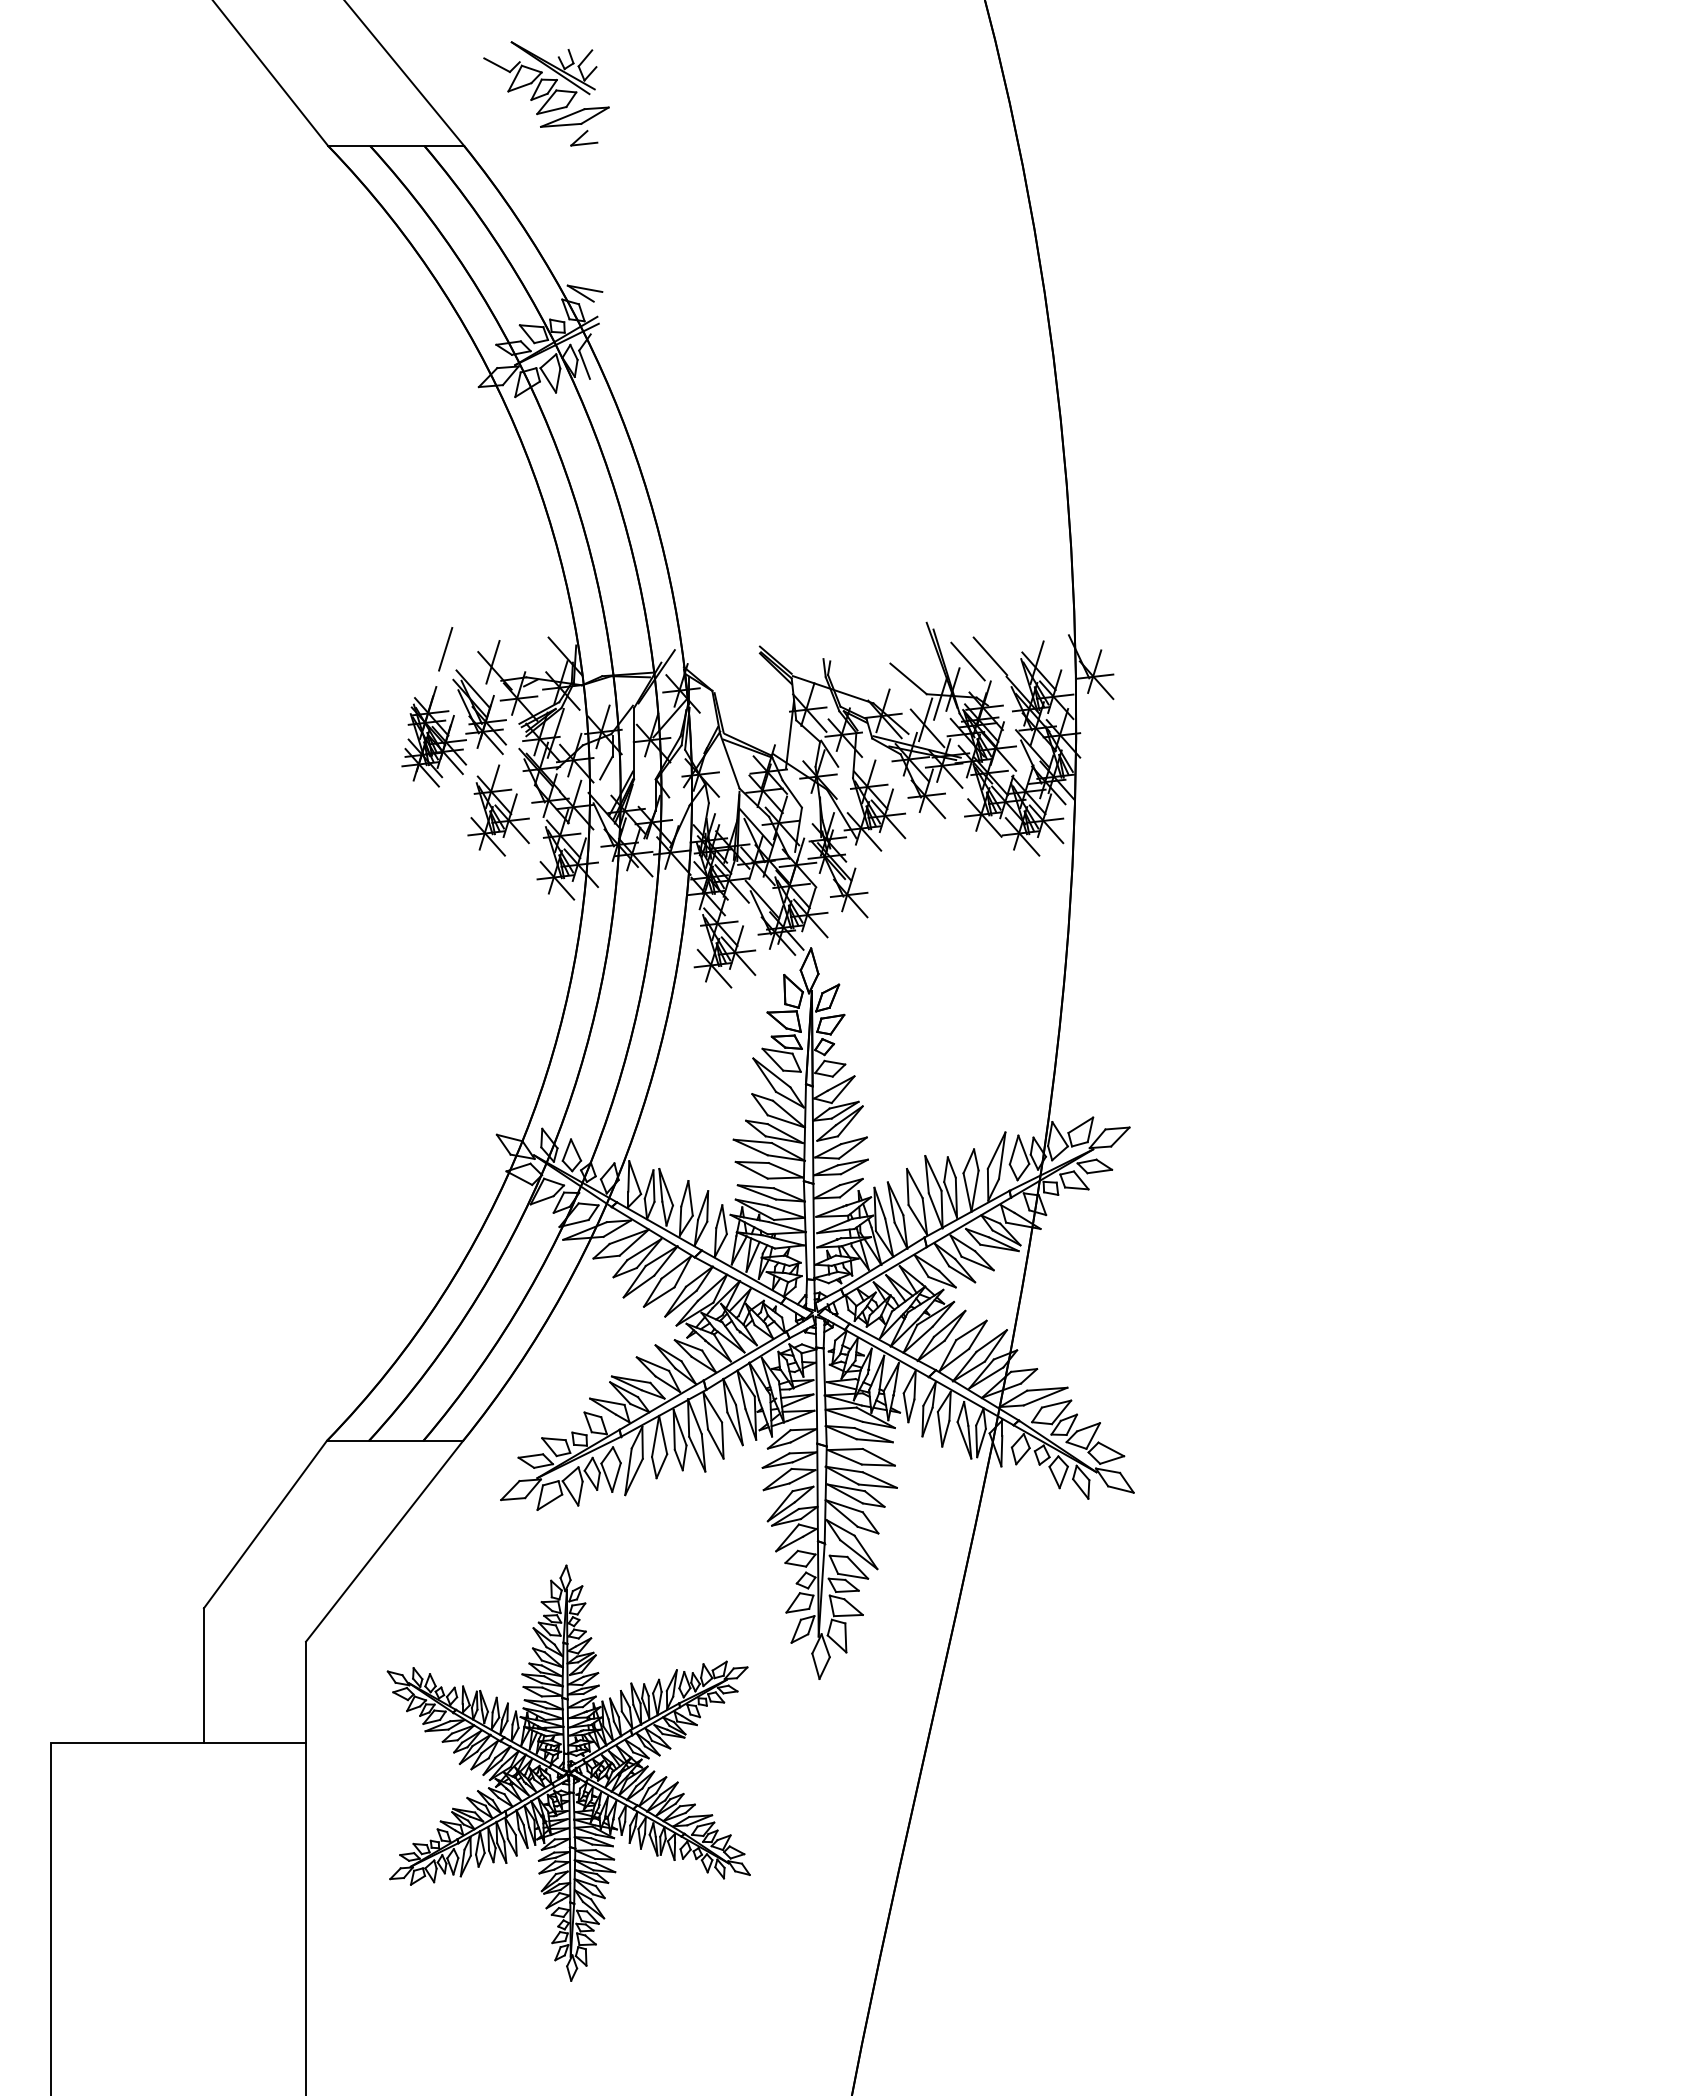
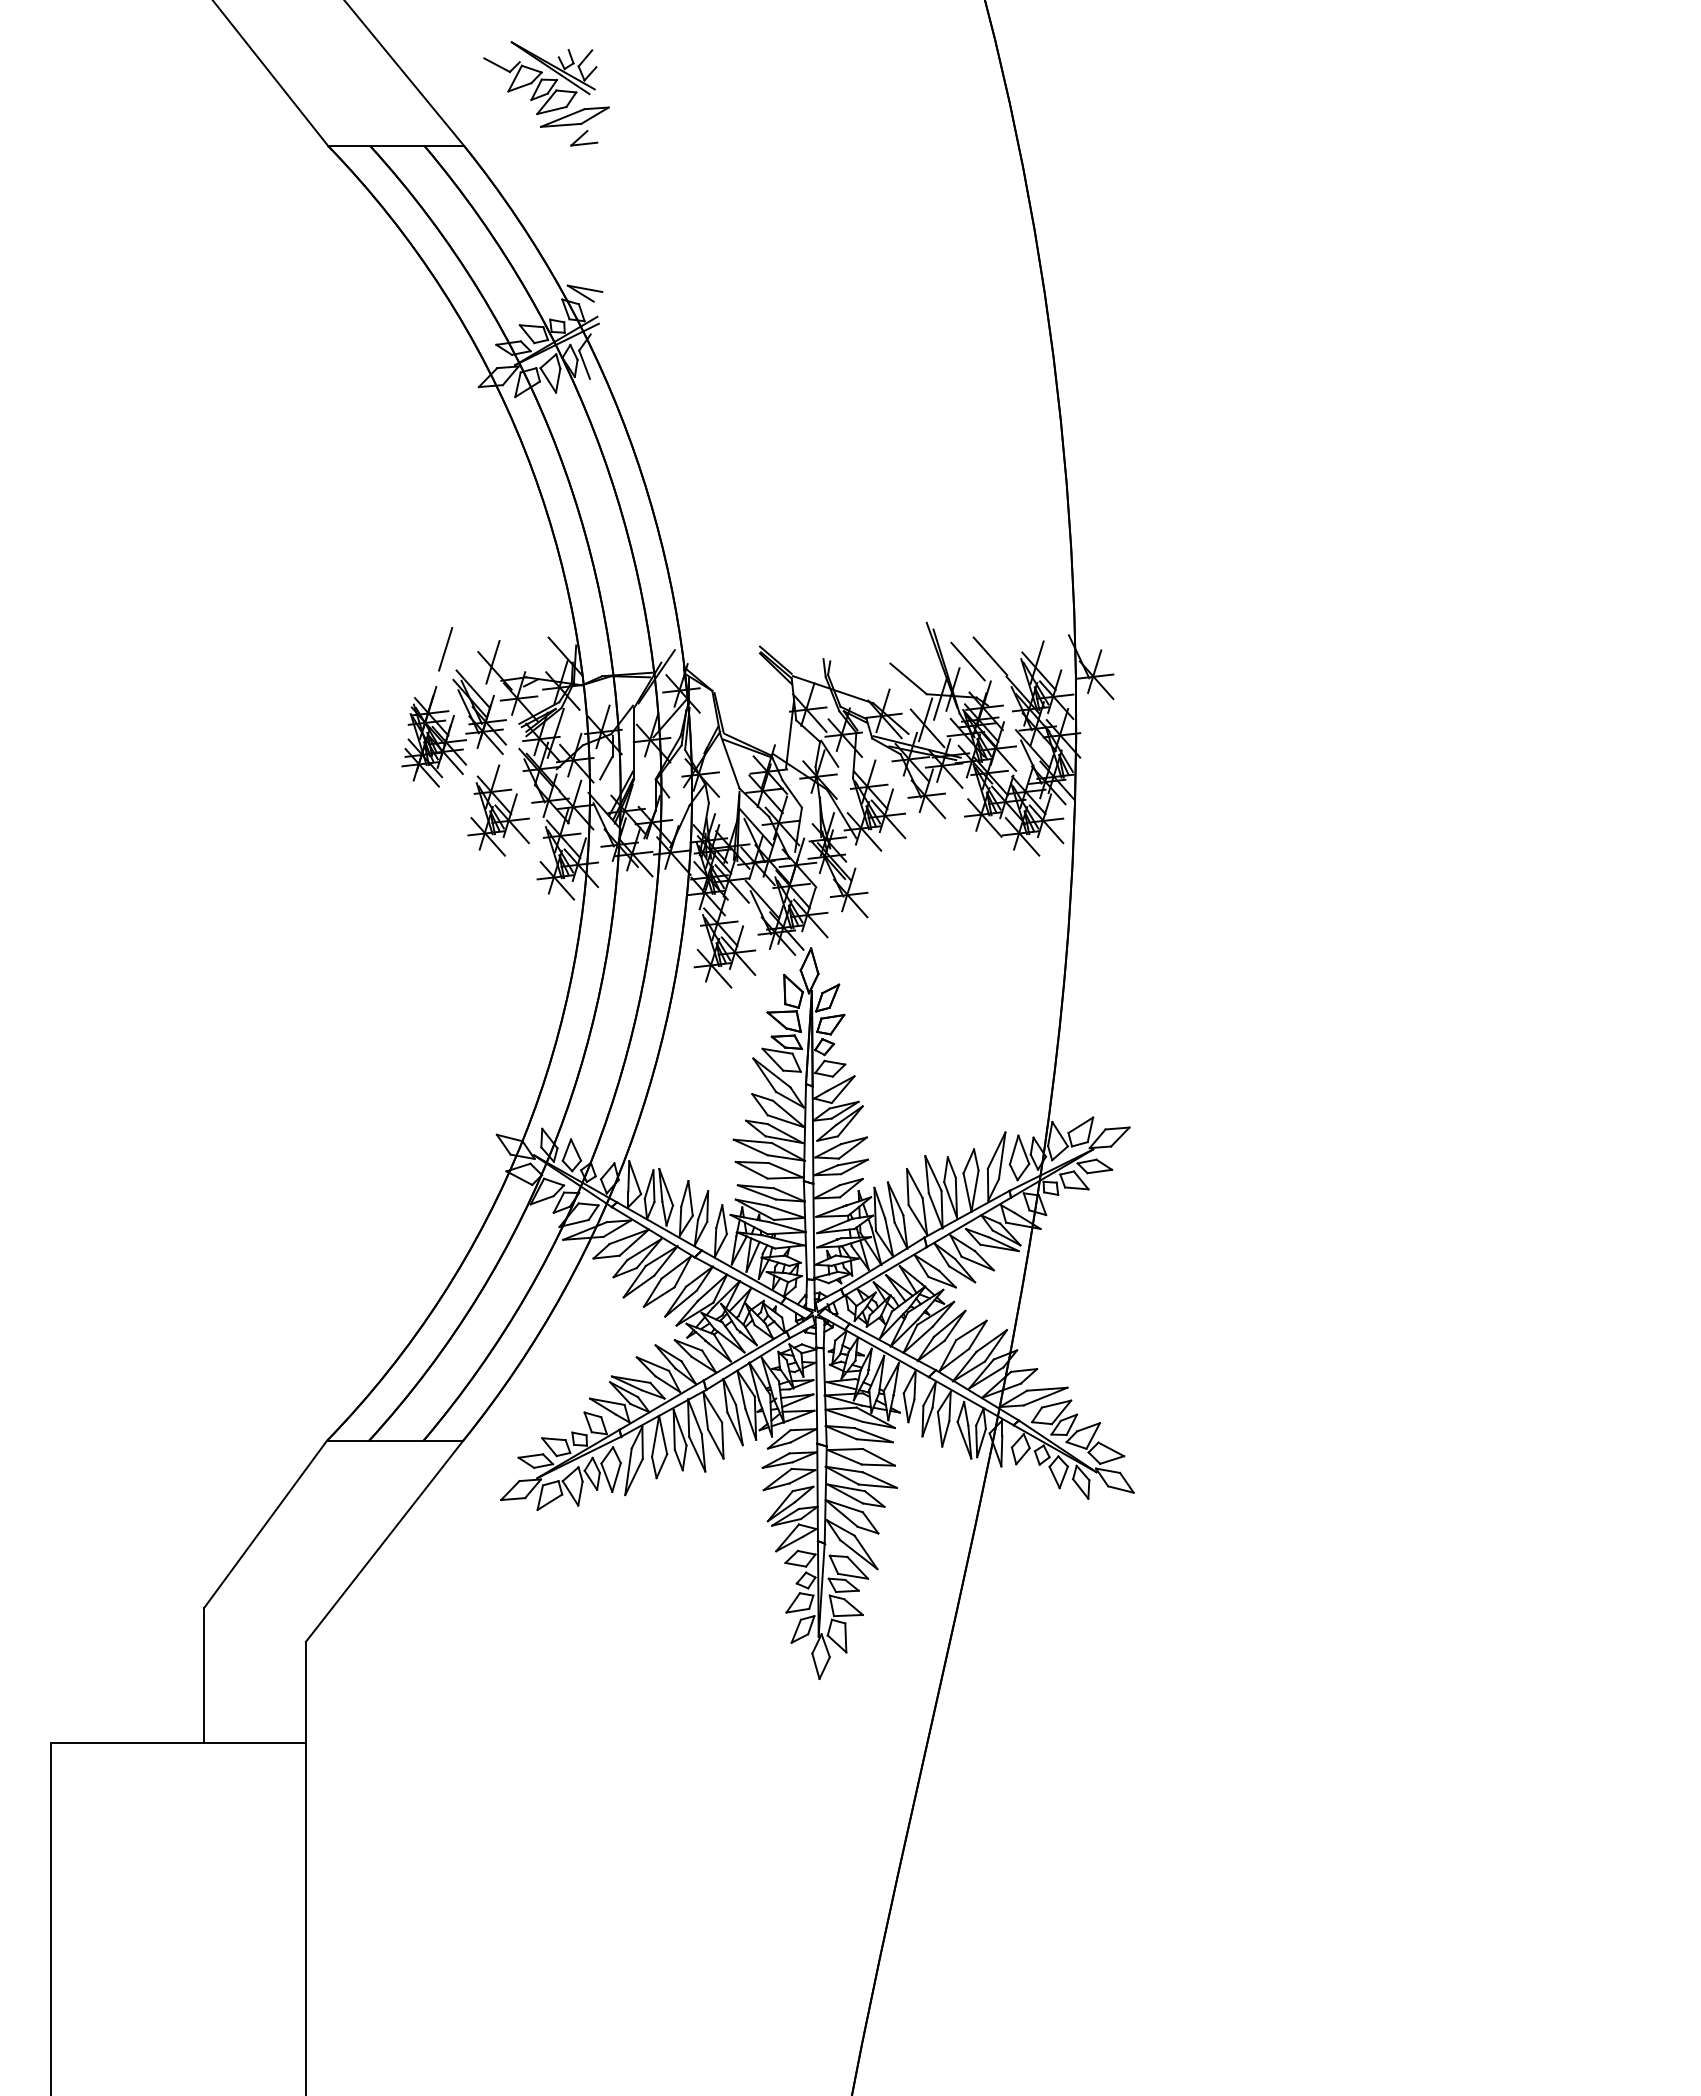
part: present -> none (568, 1772)
